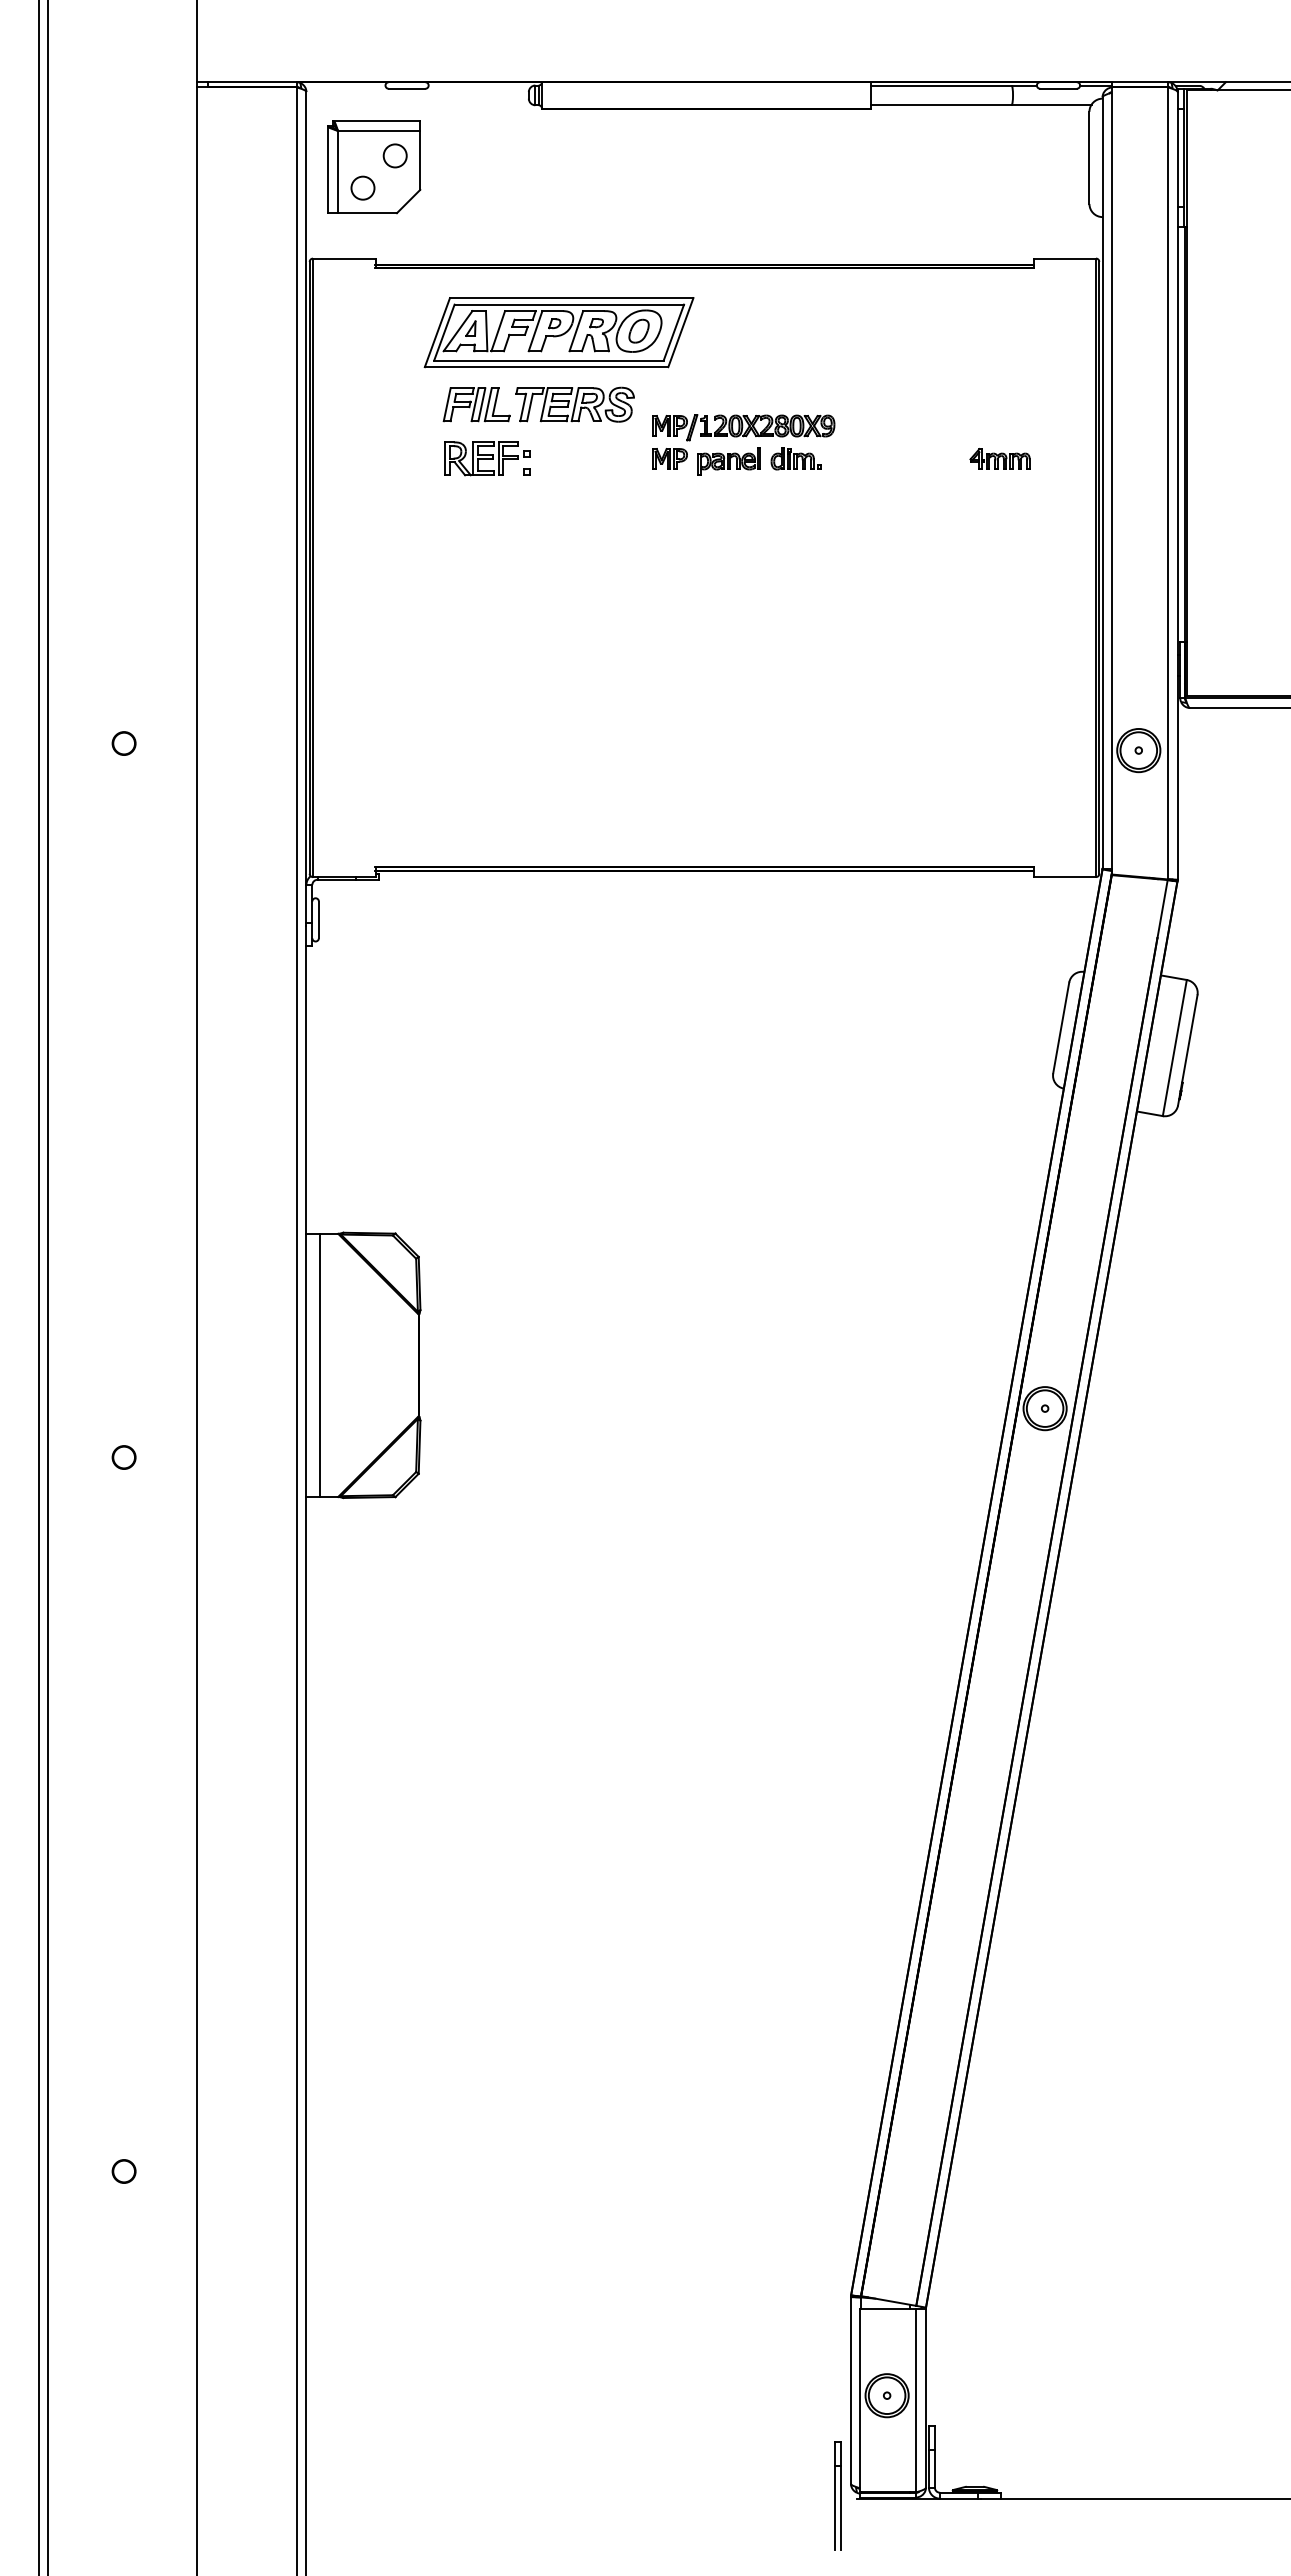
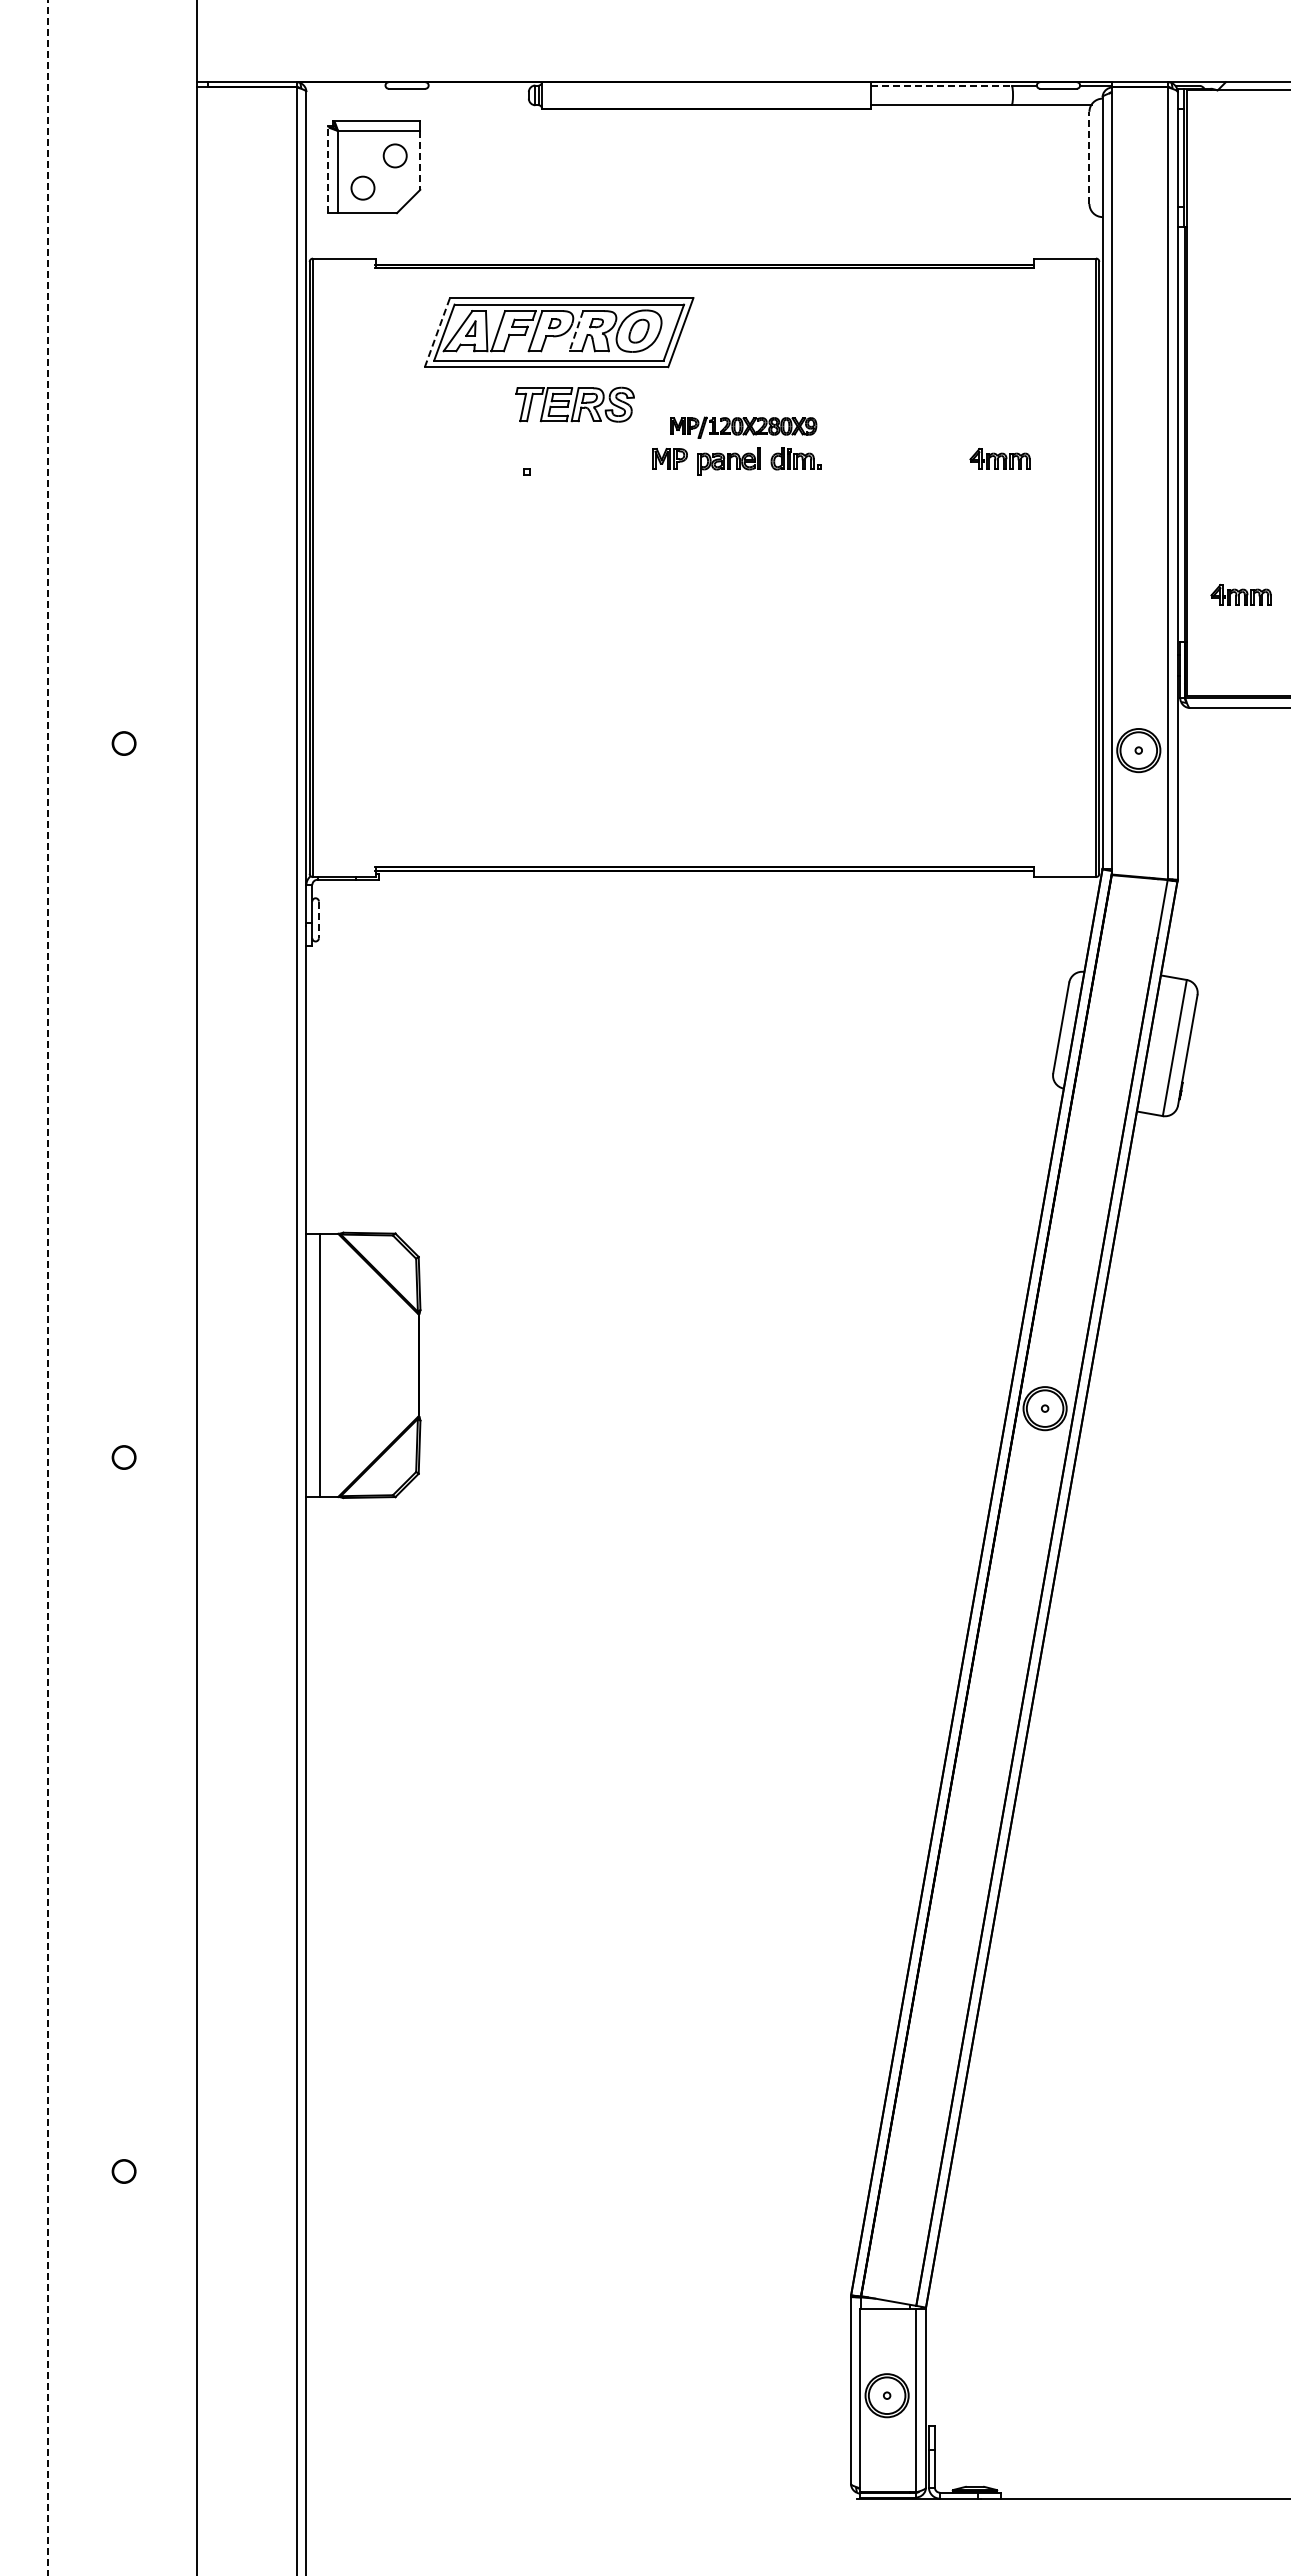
line: solid -> dashed (941, 86)
line: solid -> dashed (1089, 157)
line: solid -> dashed (420, 160)
line: solid -> dashed (328, 169)
line: solid -> dashed (576, 331)
line: solid -> dashed (437, 332)
part: present -> none (476, 404)
part size: 184x28 px -> 148x23 px (743, 427)
part: present -> none (487, 458)
part: none -> present (1240, 594)
line: solid -> dashed (318, 920)
line: present -> none (38, 1287)
line: solid -> dashed (48, 1288)
part: present -> none (837, 2495)
